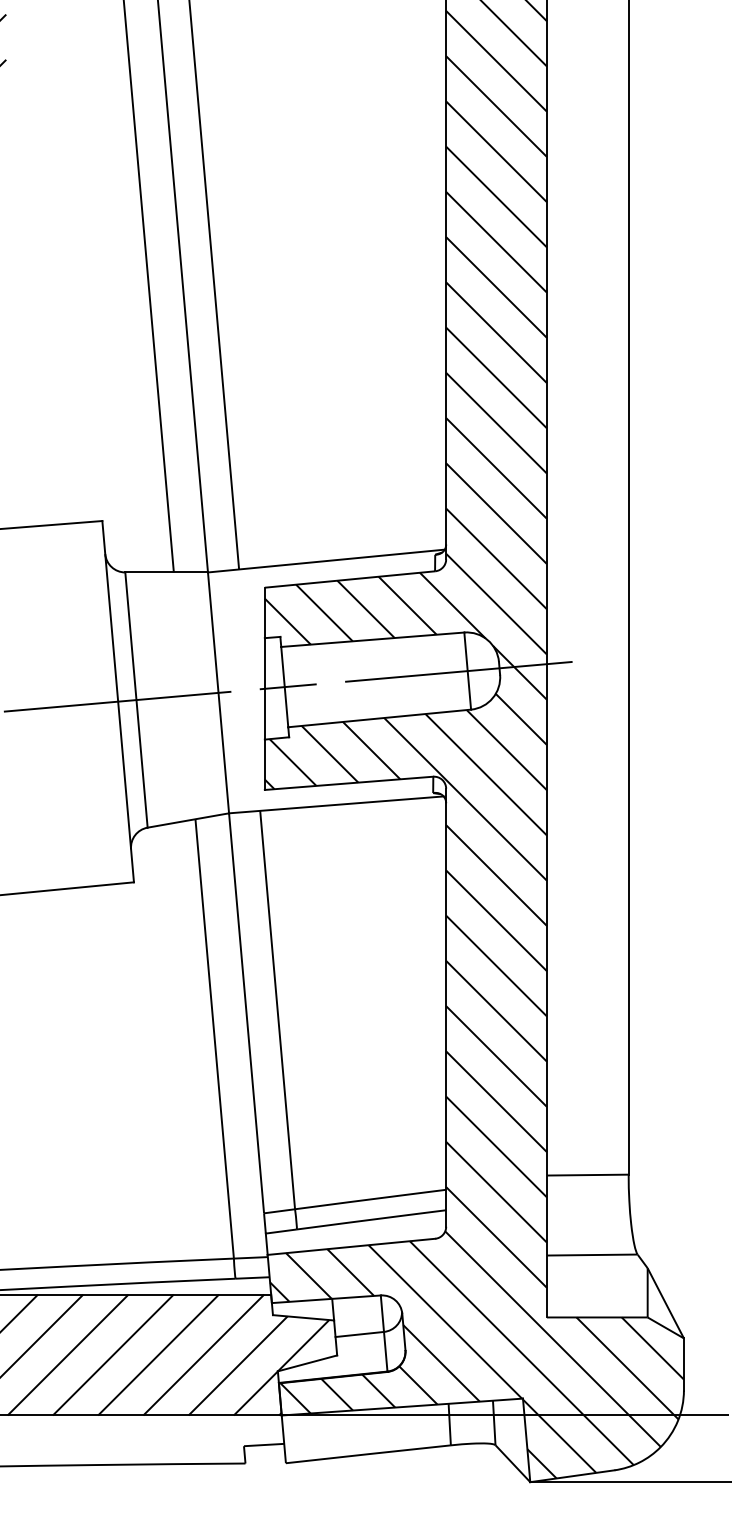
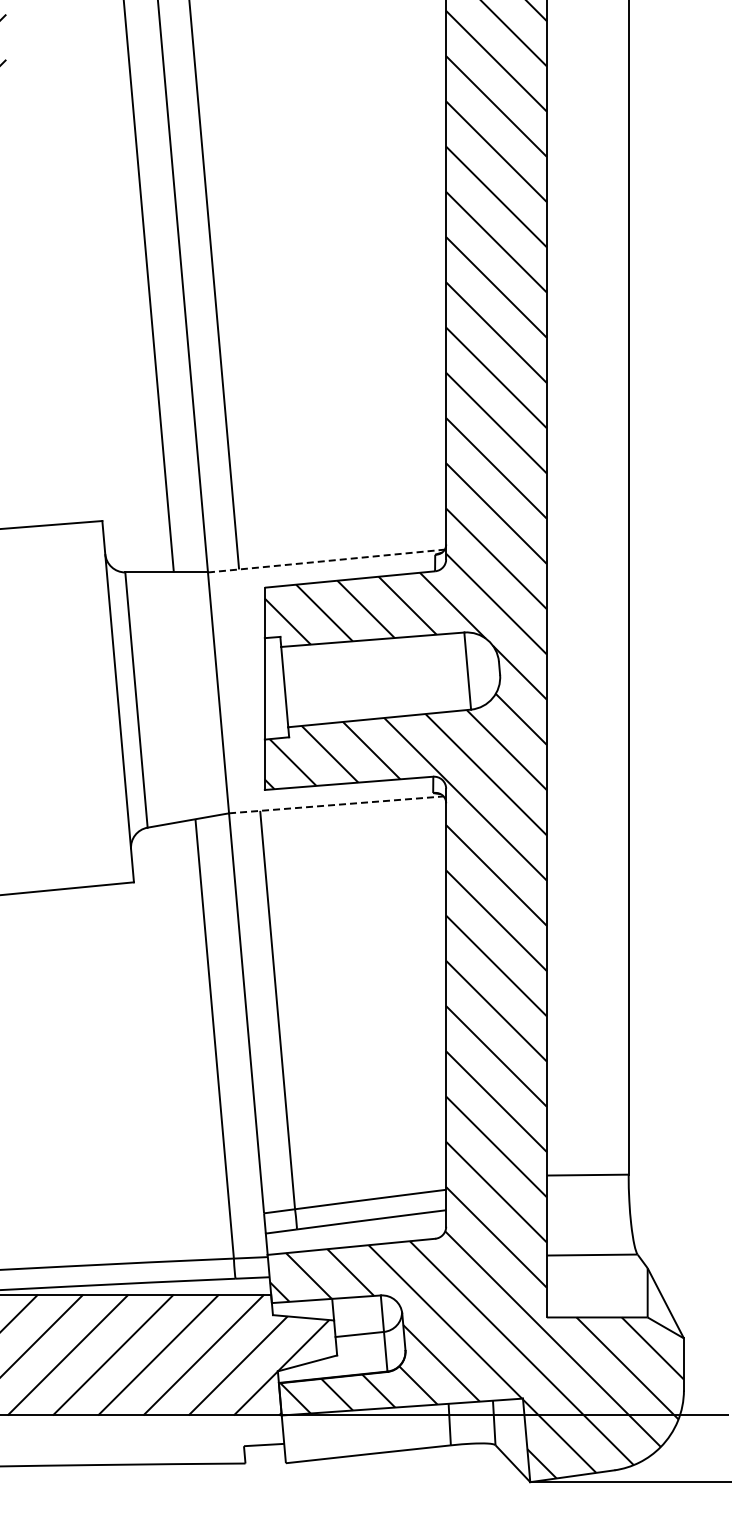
line: solid -> dashed (326, 561)
line: present -> none (287, 686)
line: solid -> dashed (336, 804)
